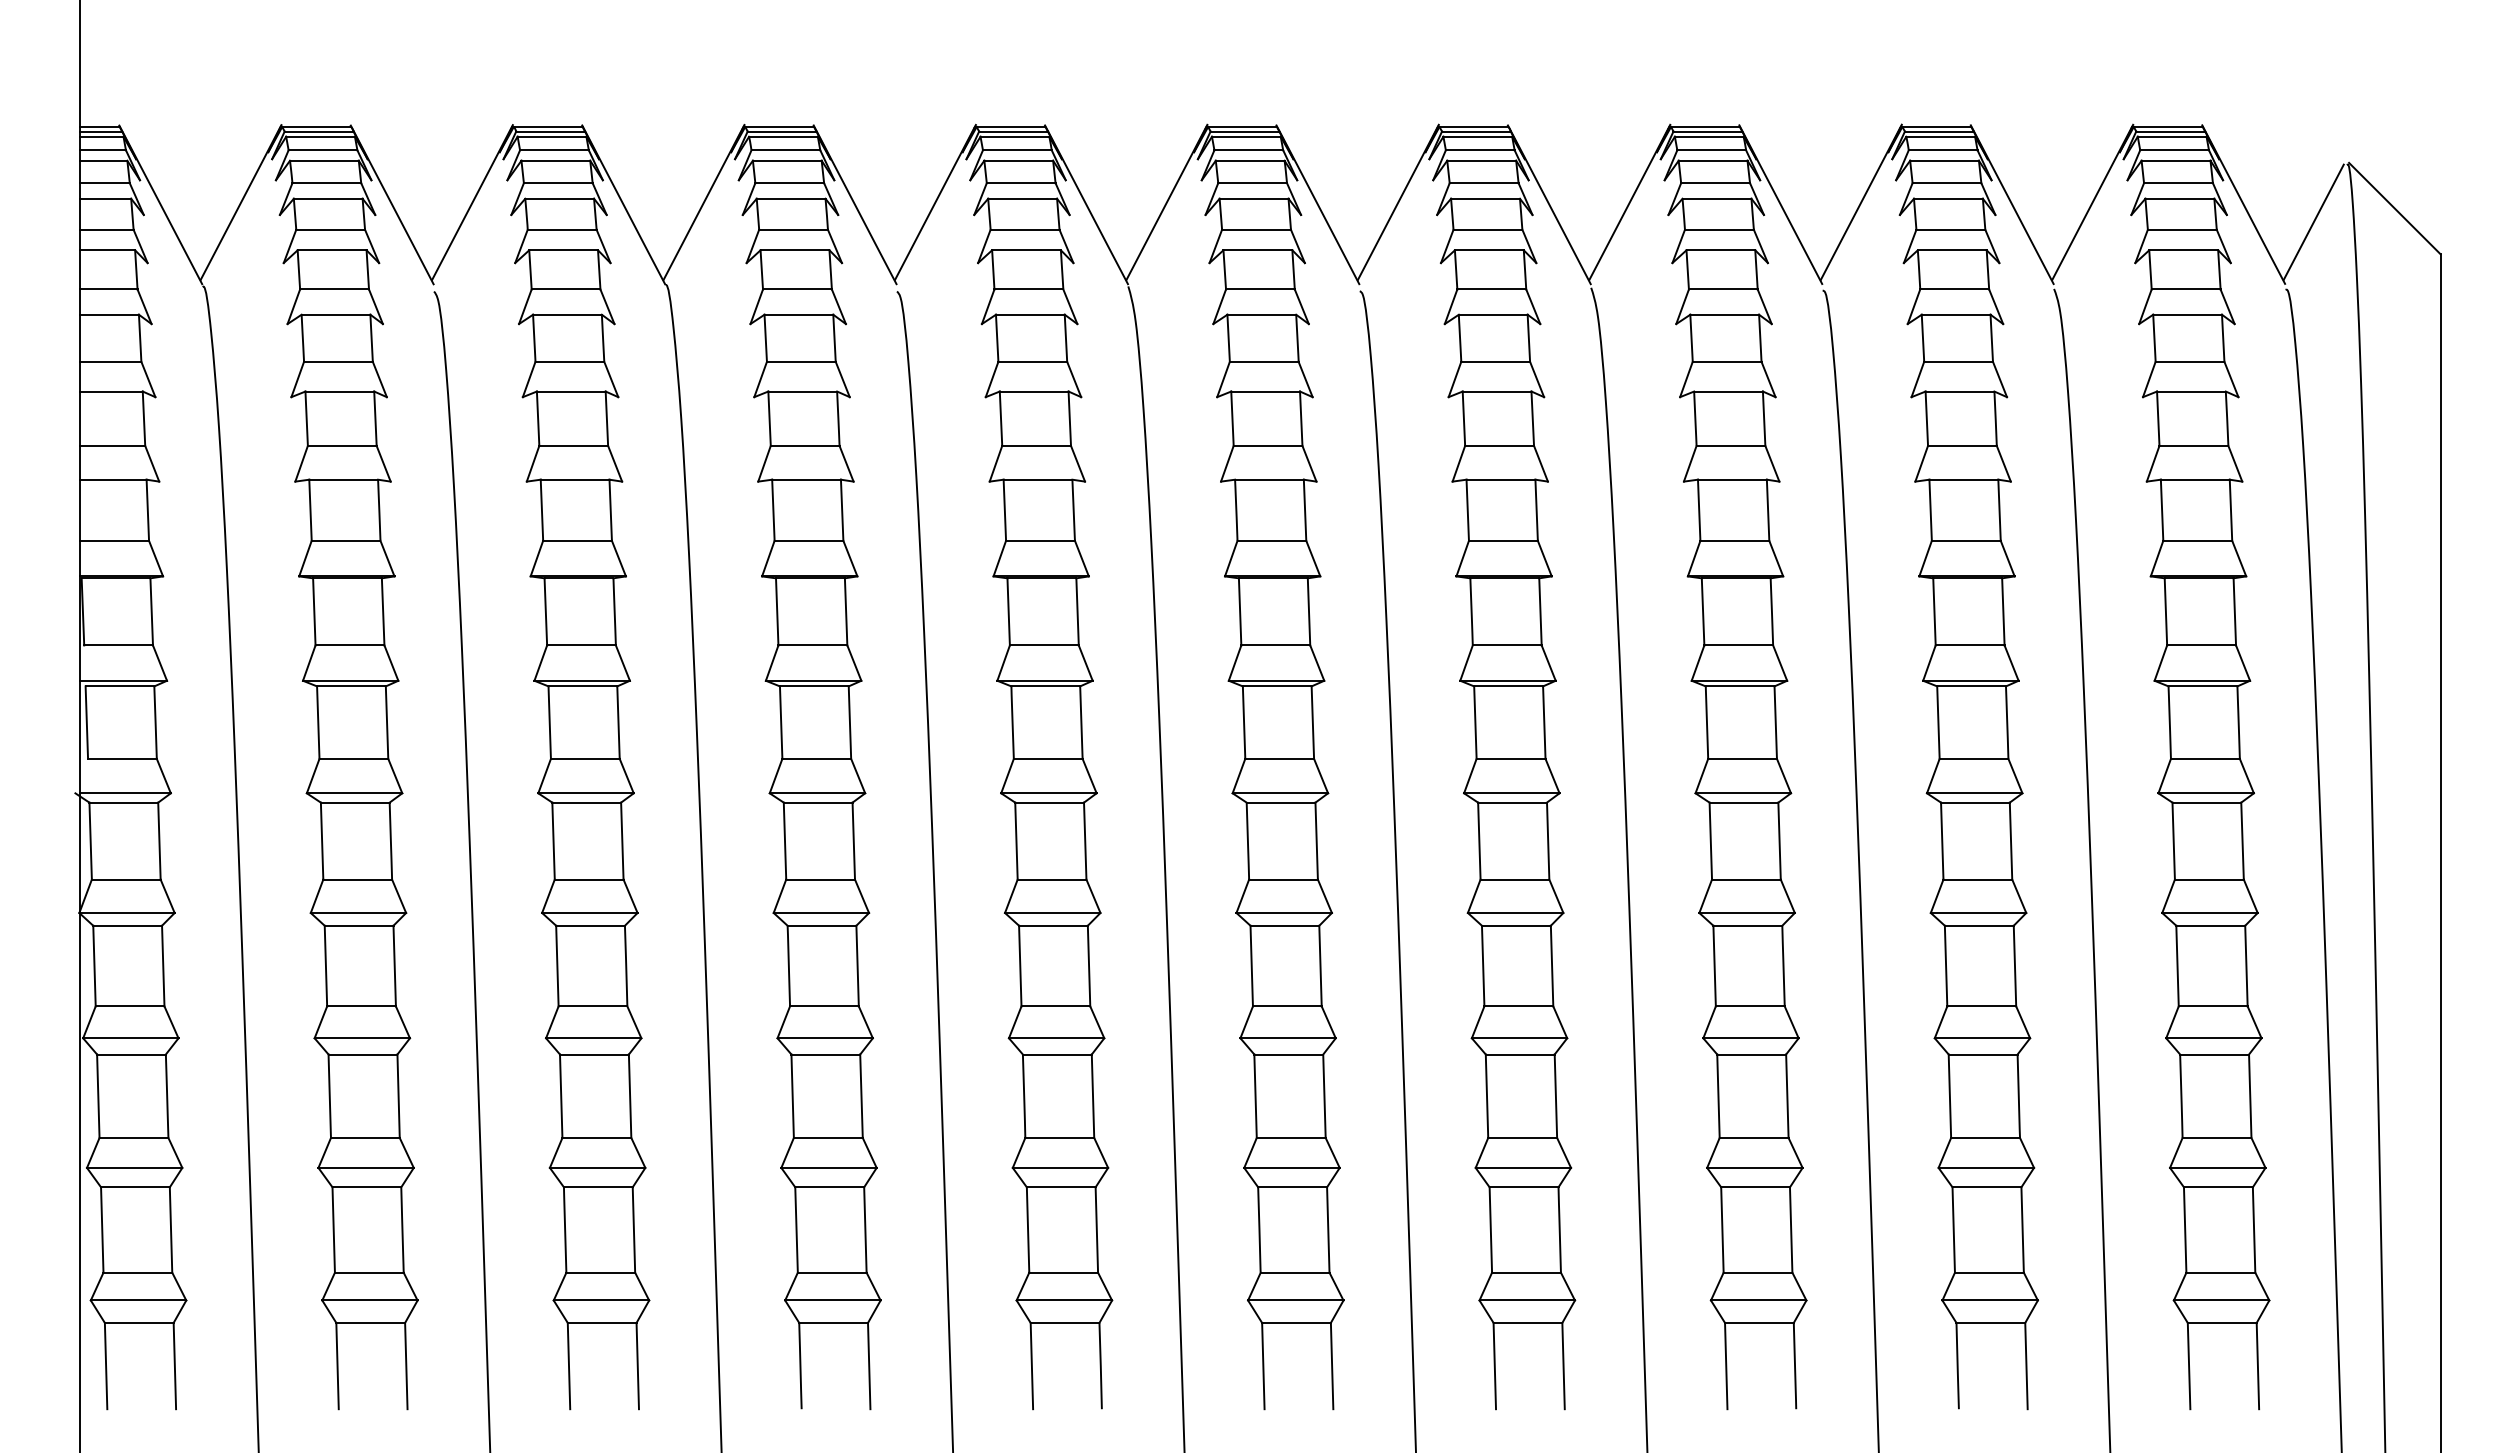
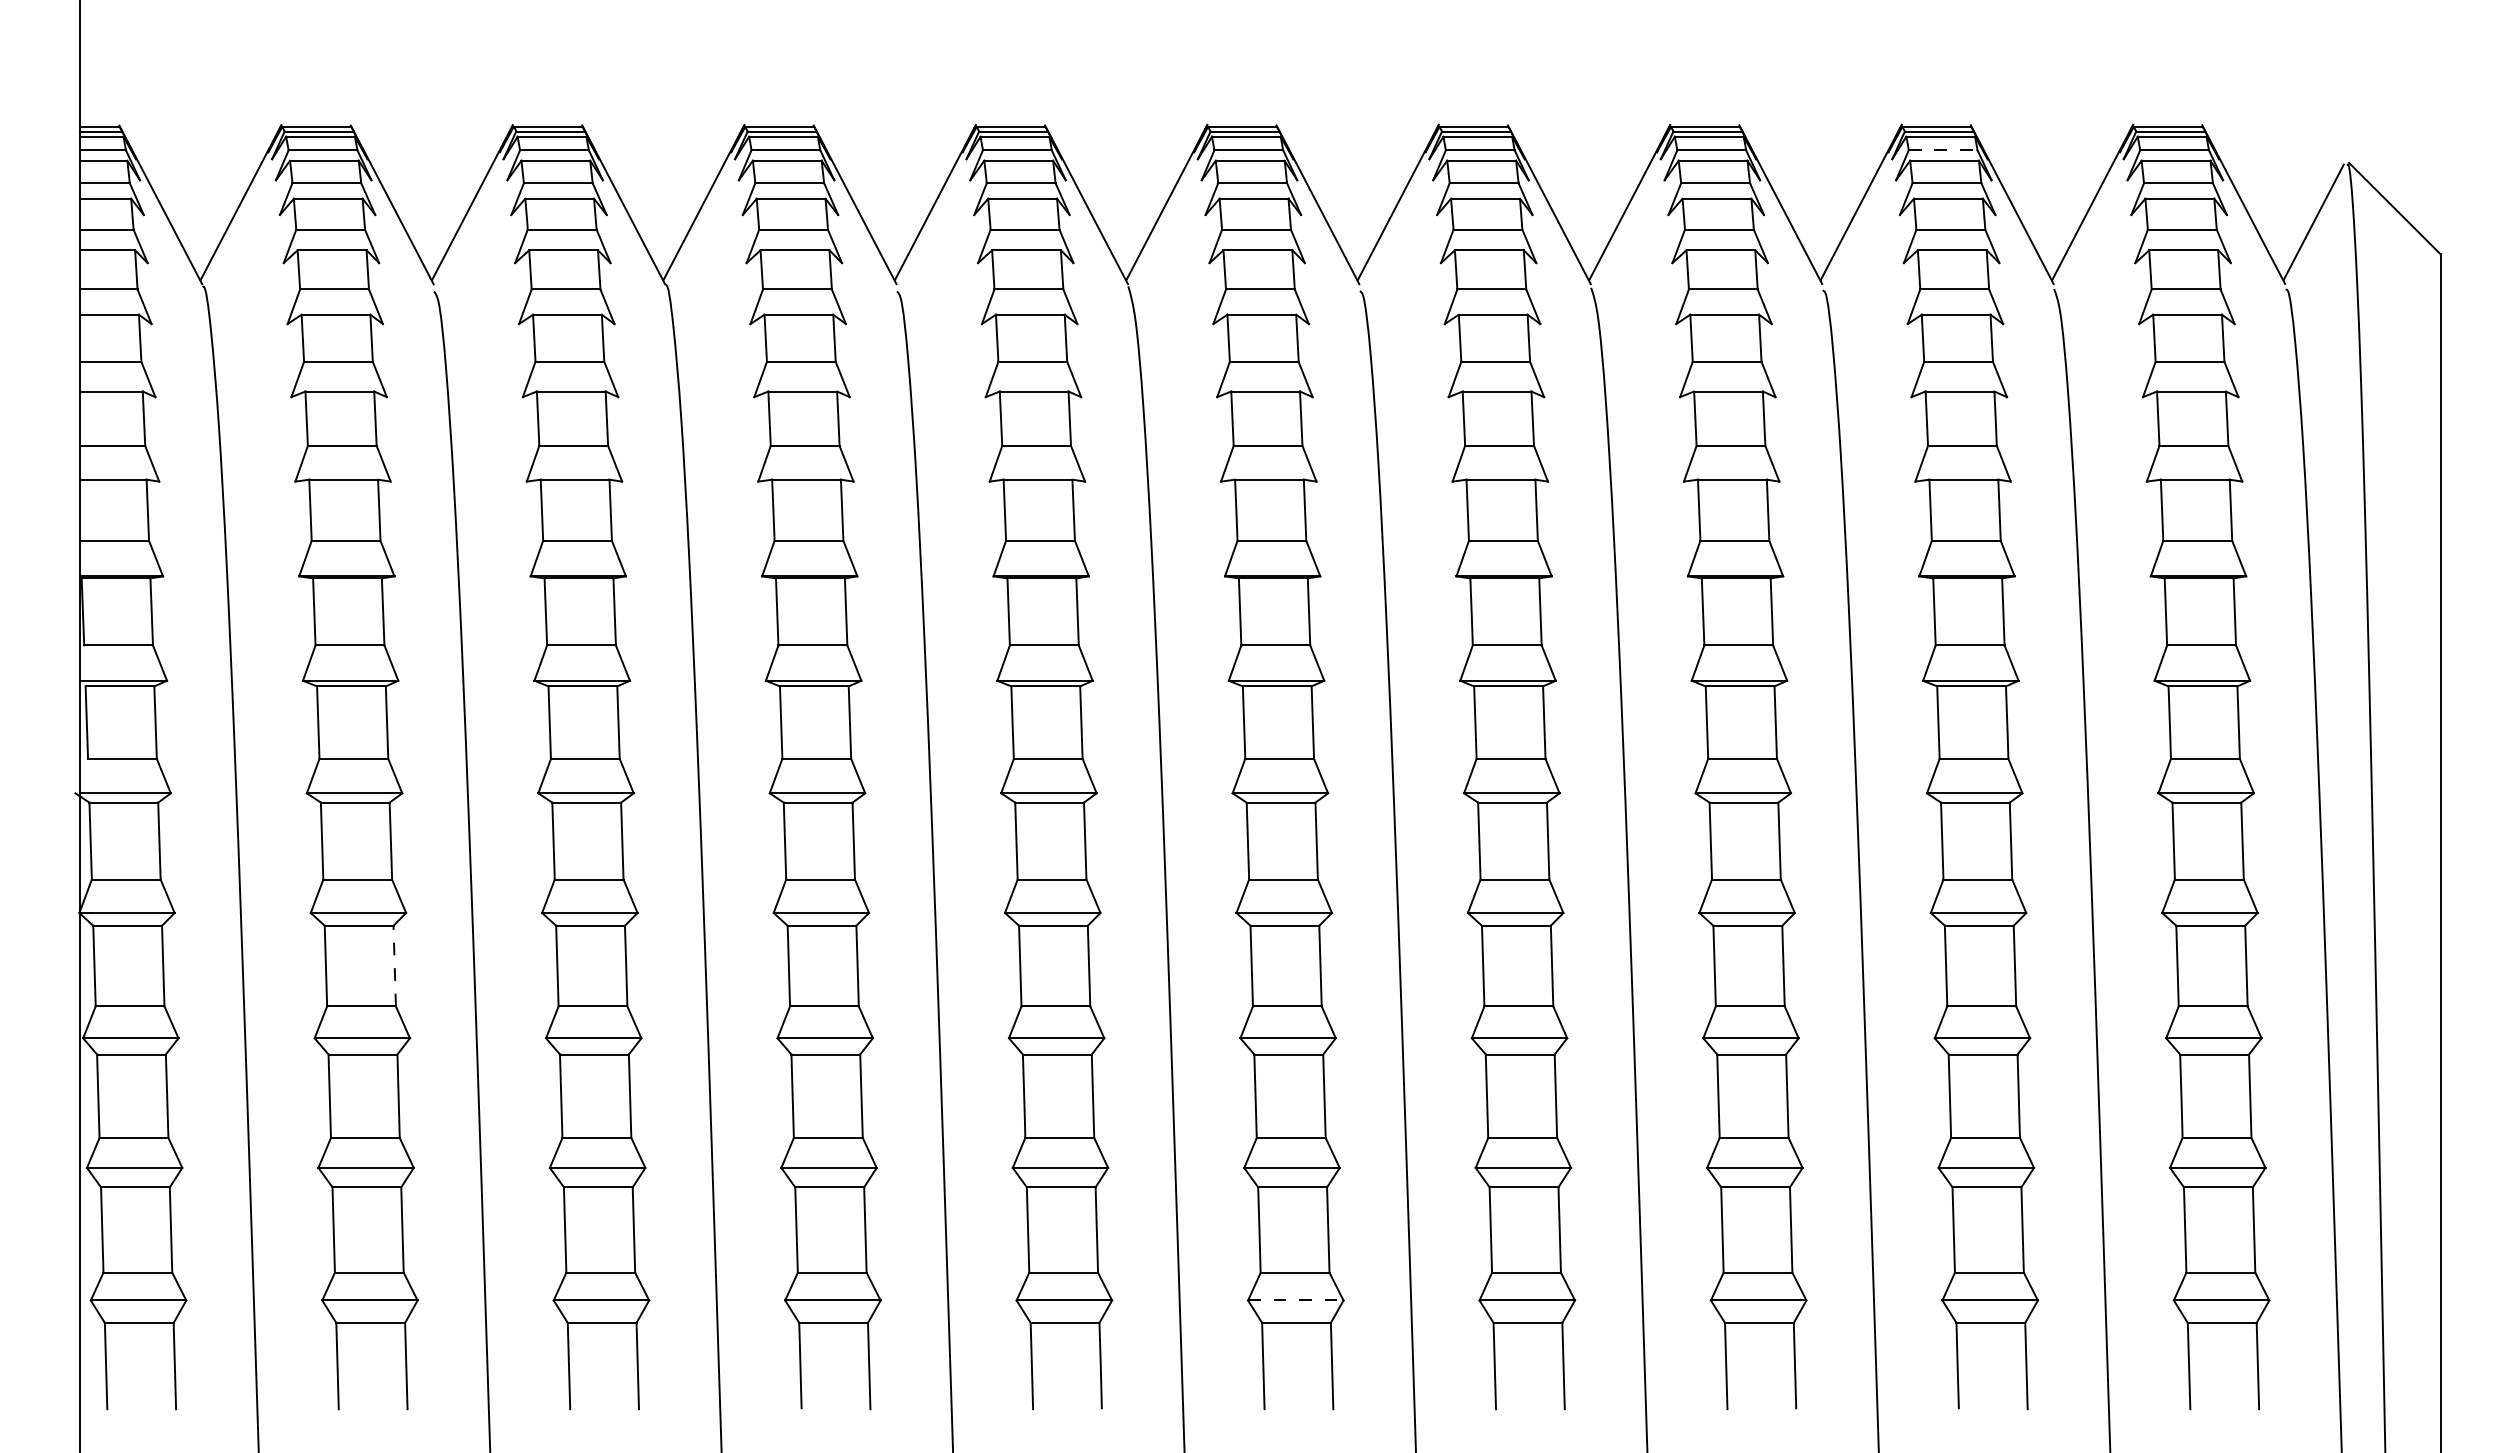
line: solid -> dashed (1943, 150)
line: solid -> dashed (394, 965)
line: solid -> dashed (1295, 1300)
